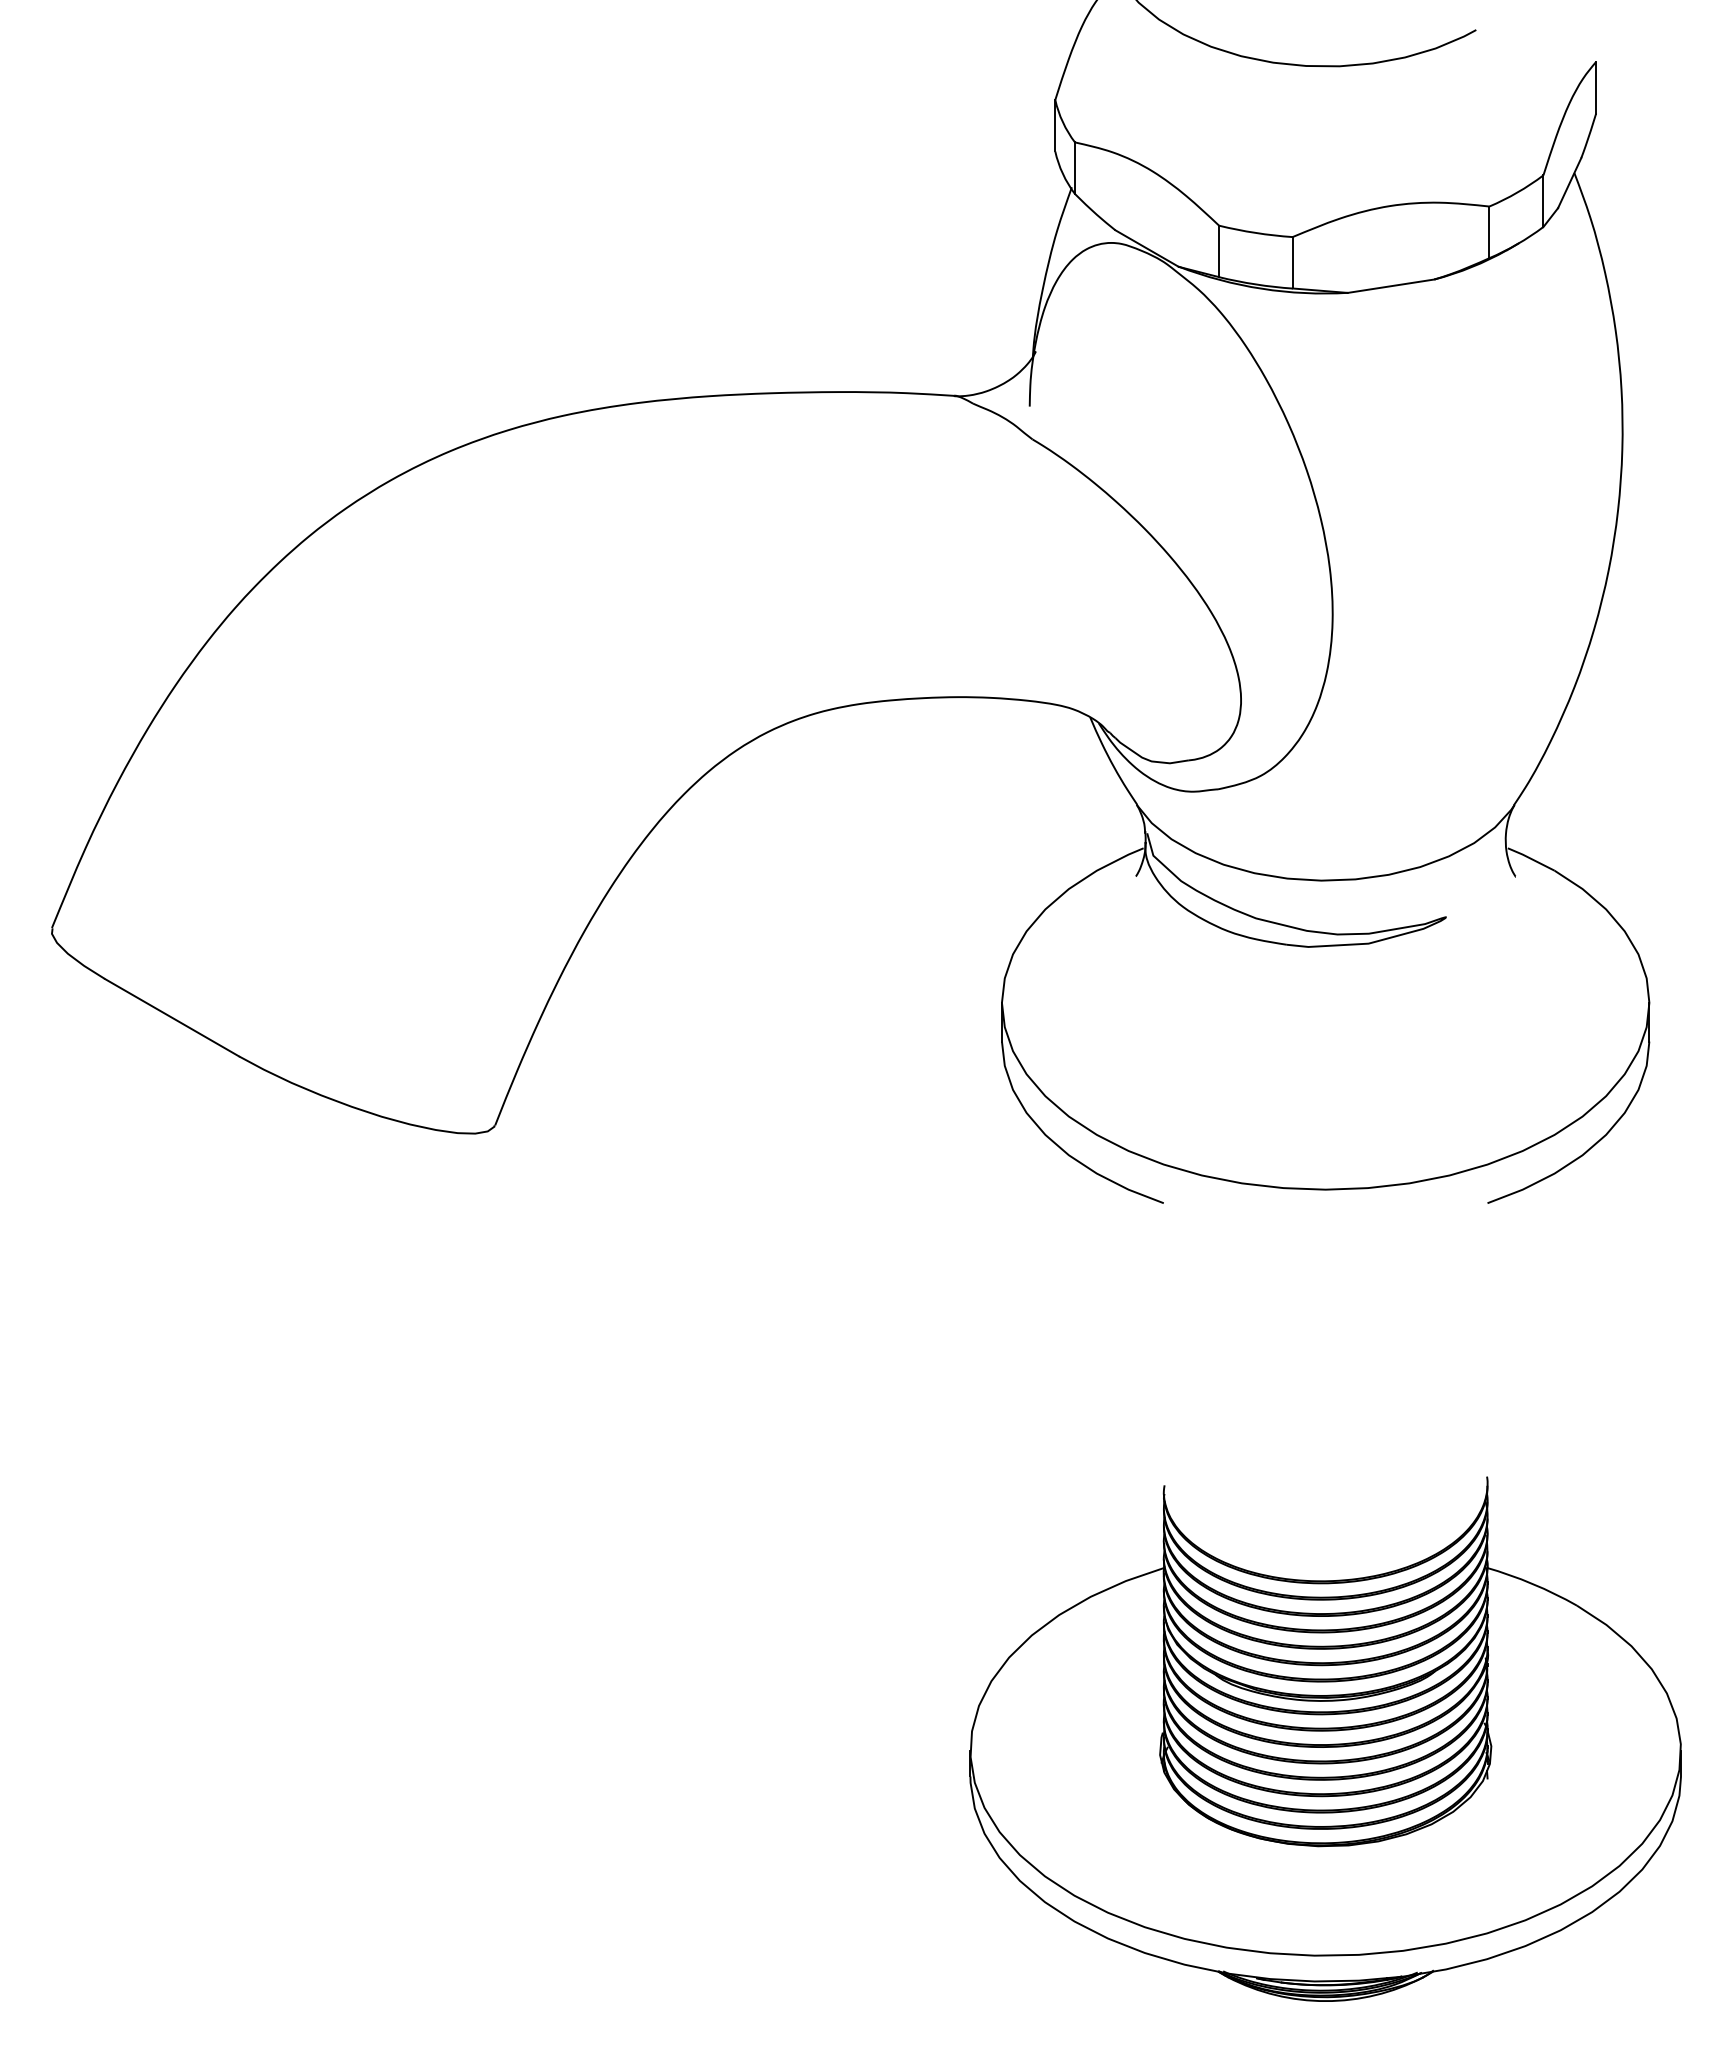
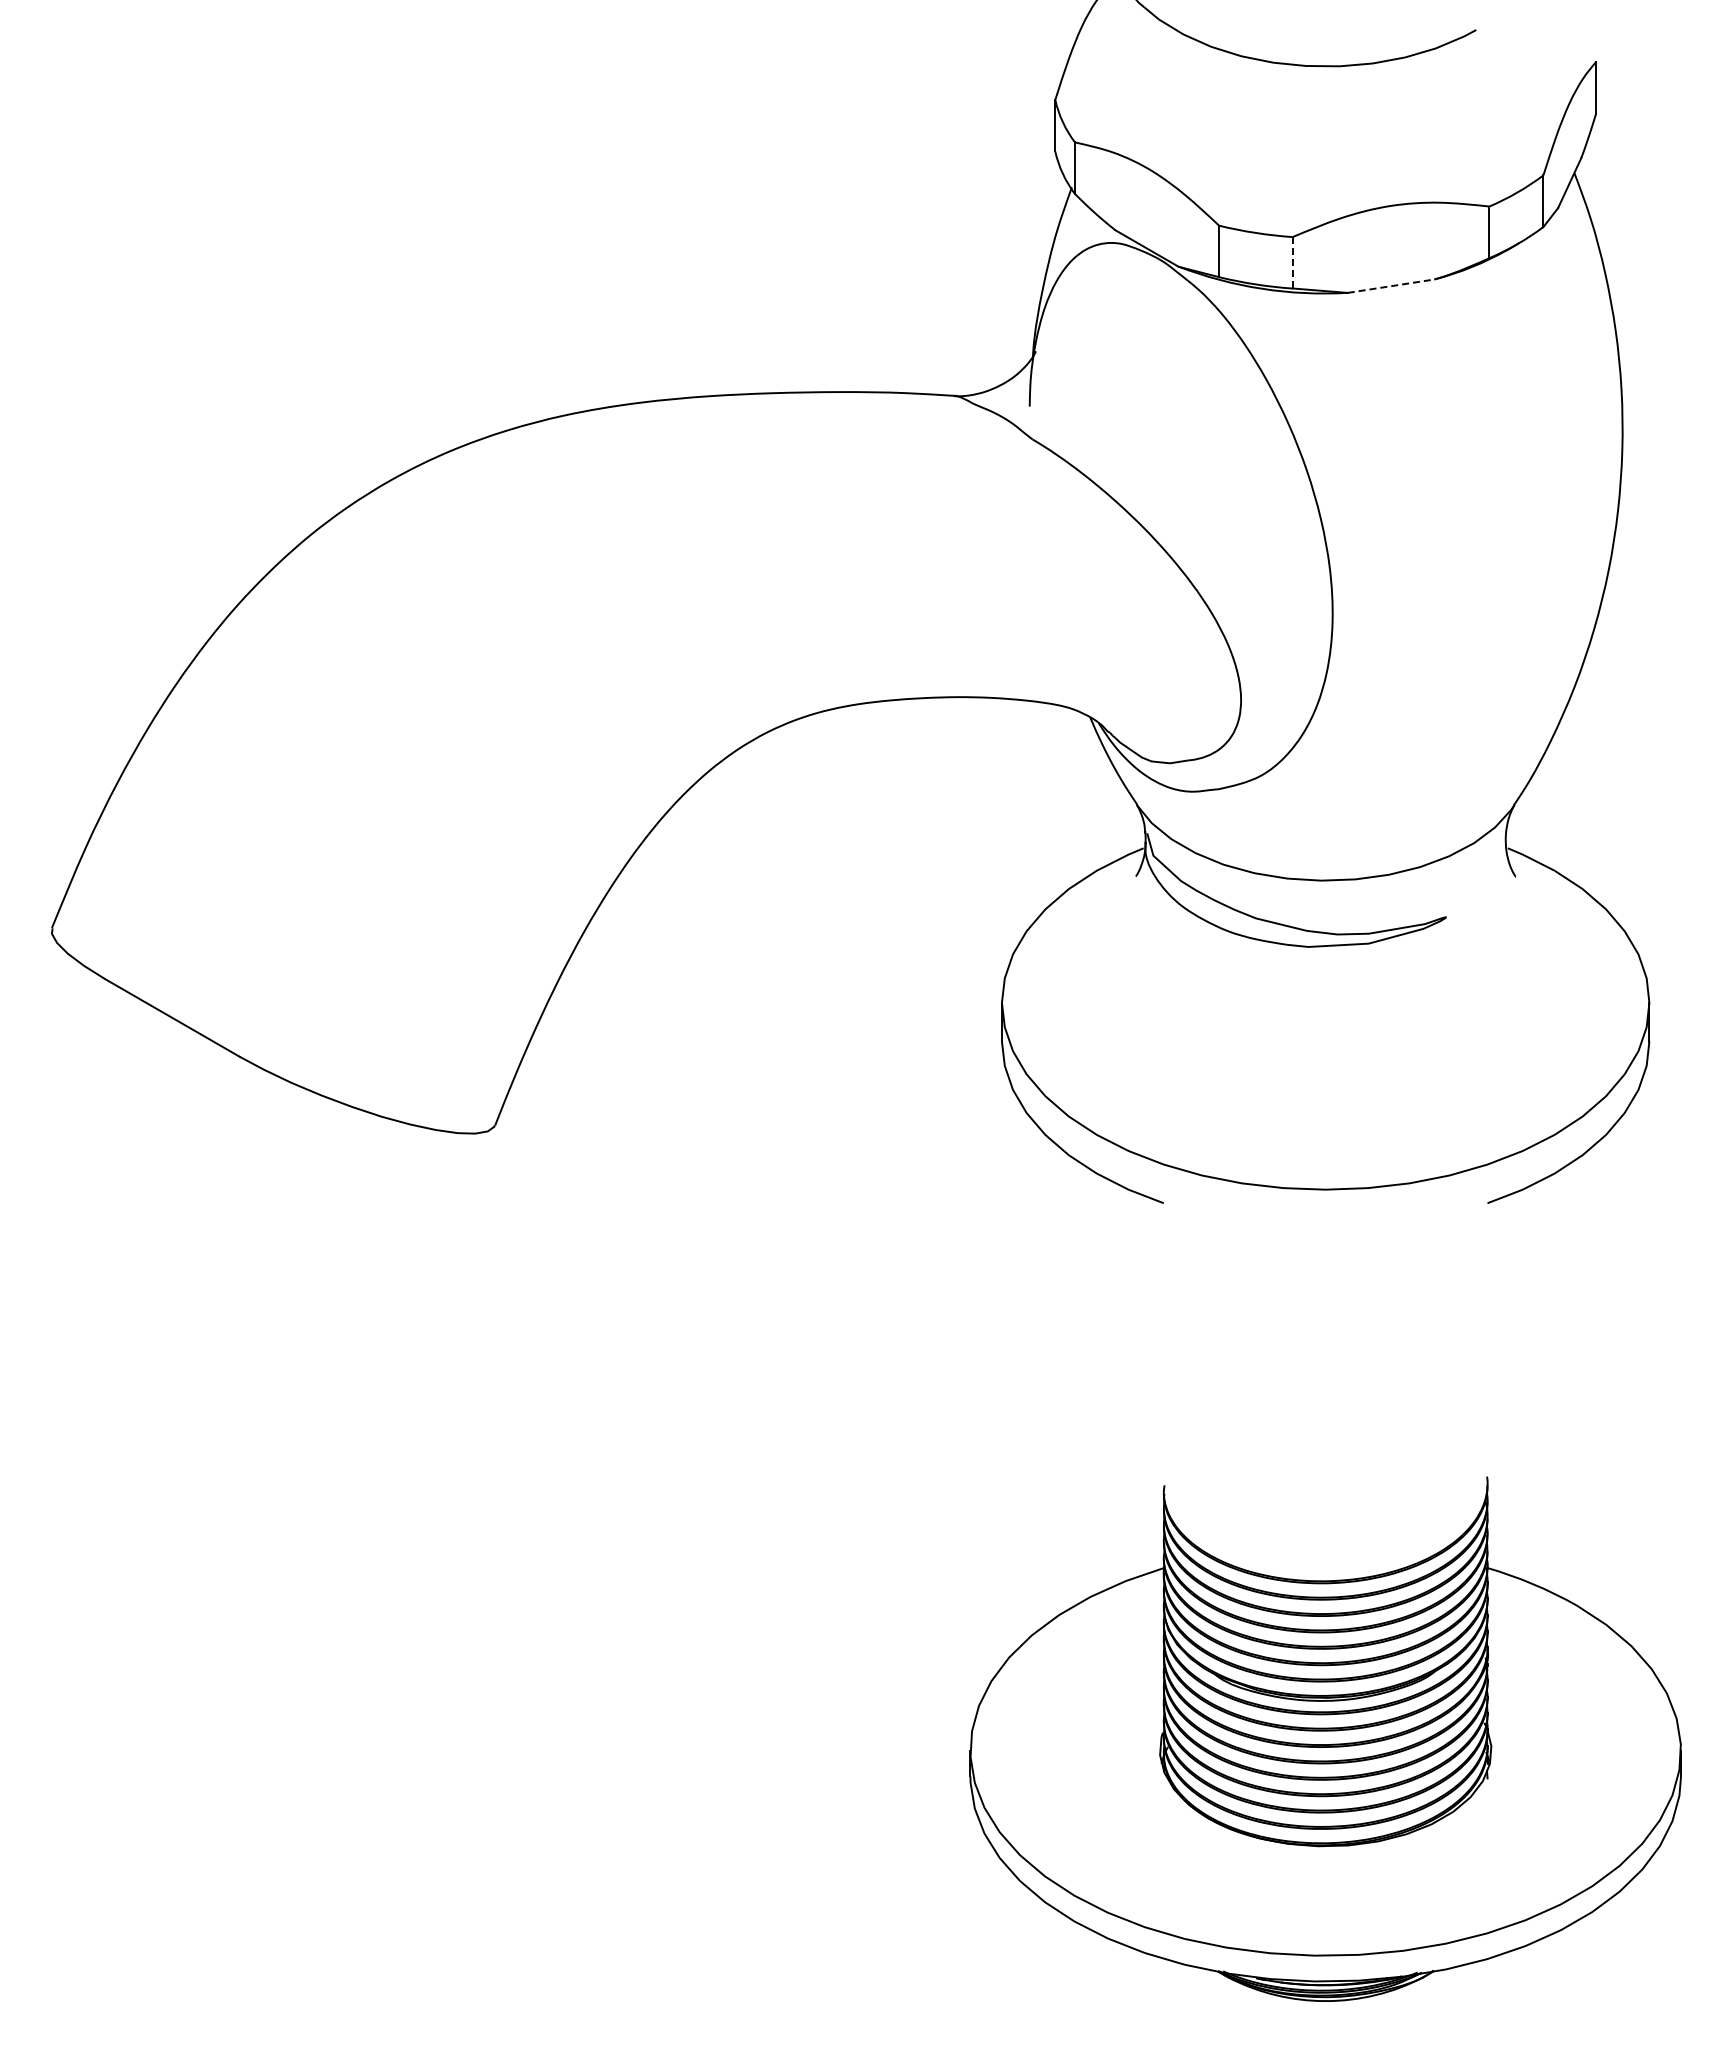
line: solid -> dashed (1292, 262)
line: solid -> dashed (1391, 286)
